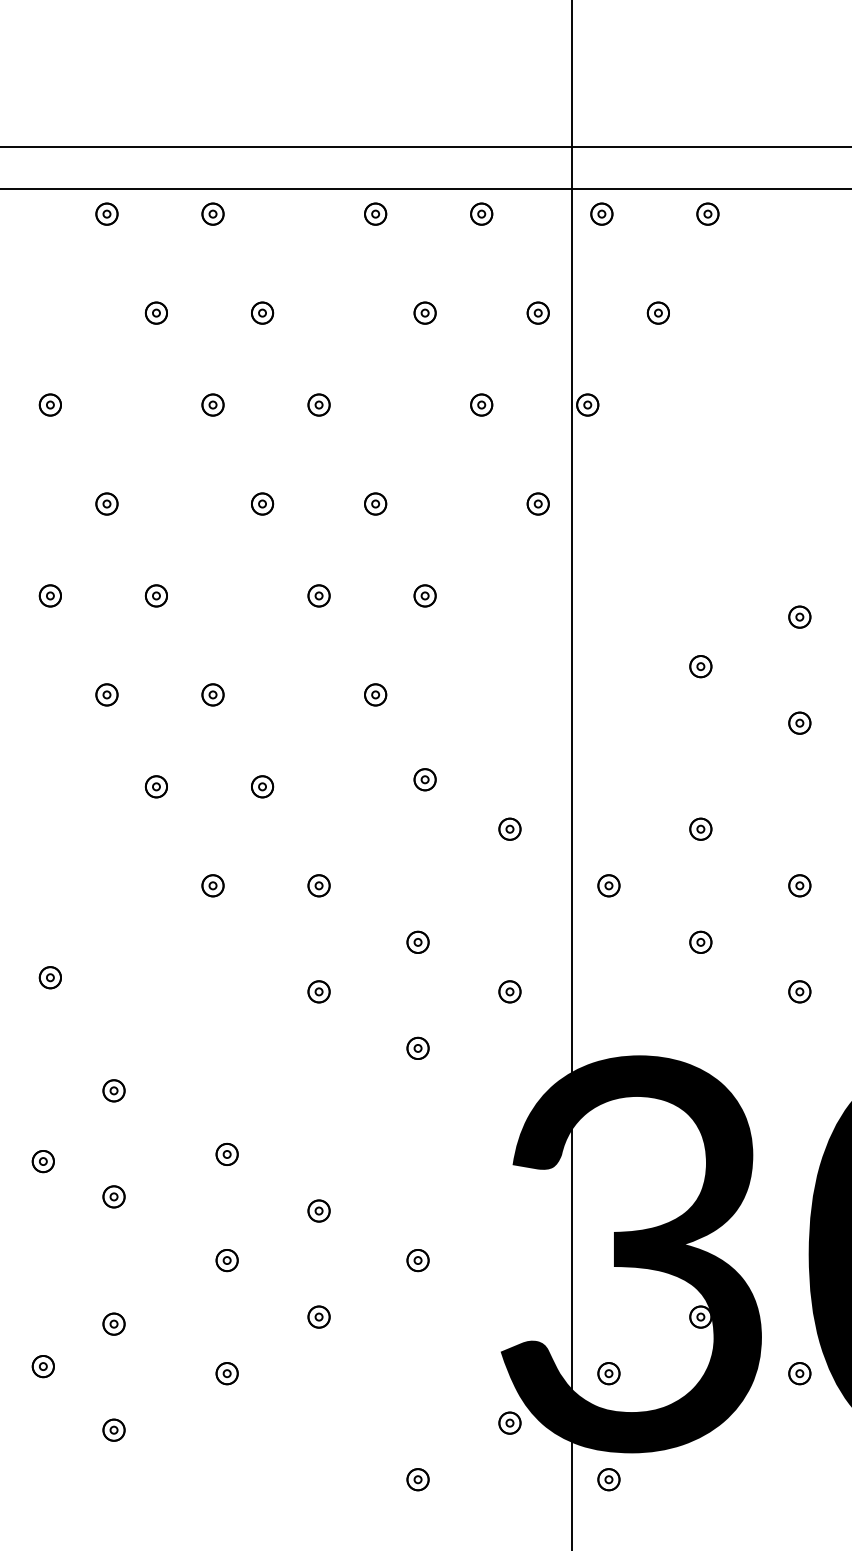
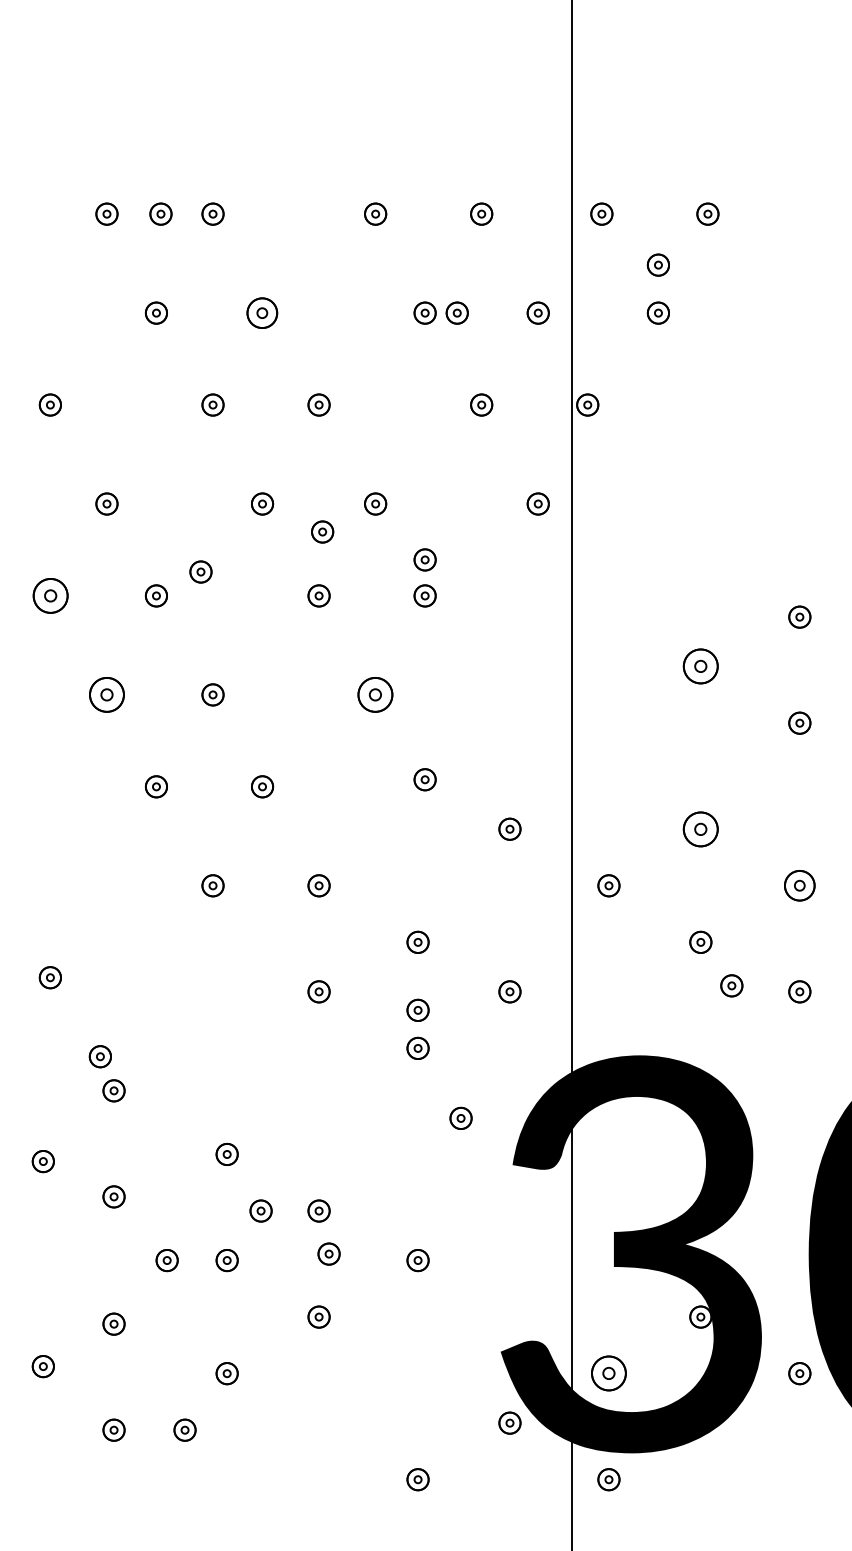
line: present -> none (425, 146)
line: present -> none (425, 189)
part: none -> present (160, 213)
part: none -> present (657, 264)
part size: 24x24 px -> 33x32 px (262, 312)
part: none -> present (456, 312)
part: none -> present (322, 531)
part: none -> present (424, 559)
part: none -> present (200, 571)
part size: 24x24 px -> 37x36 px (50, 595)
part size: 24x24 px -> 37x37 px (700, 666)
part size: 24x24 px -> 36x36 px (106, 694)
part size: 24x24 px -> 37x36 px (375, 694)
part size: 24x24 px -> 37x37 px (700, 829)
part size: 24x24 px -> 32x32 px (799, 885)
part: none -> present (731, 985)
part: none -> present (417, 1009)
part: none -> present (99, 1056)
part: none -> present (460, 1117)
part: none -> present (260, 1210)
part: none -> present (328, 1253)
part: none -> present (166, 1260)
part size: 24x24 px -> 36x37 px (608, 1373)
part: none -> present (184, 1429)
